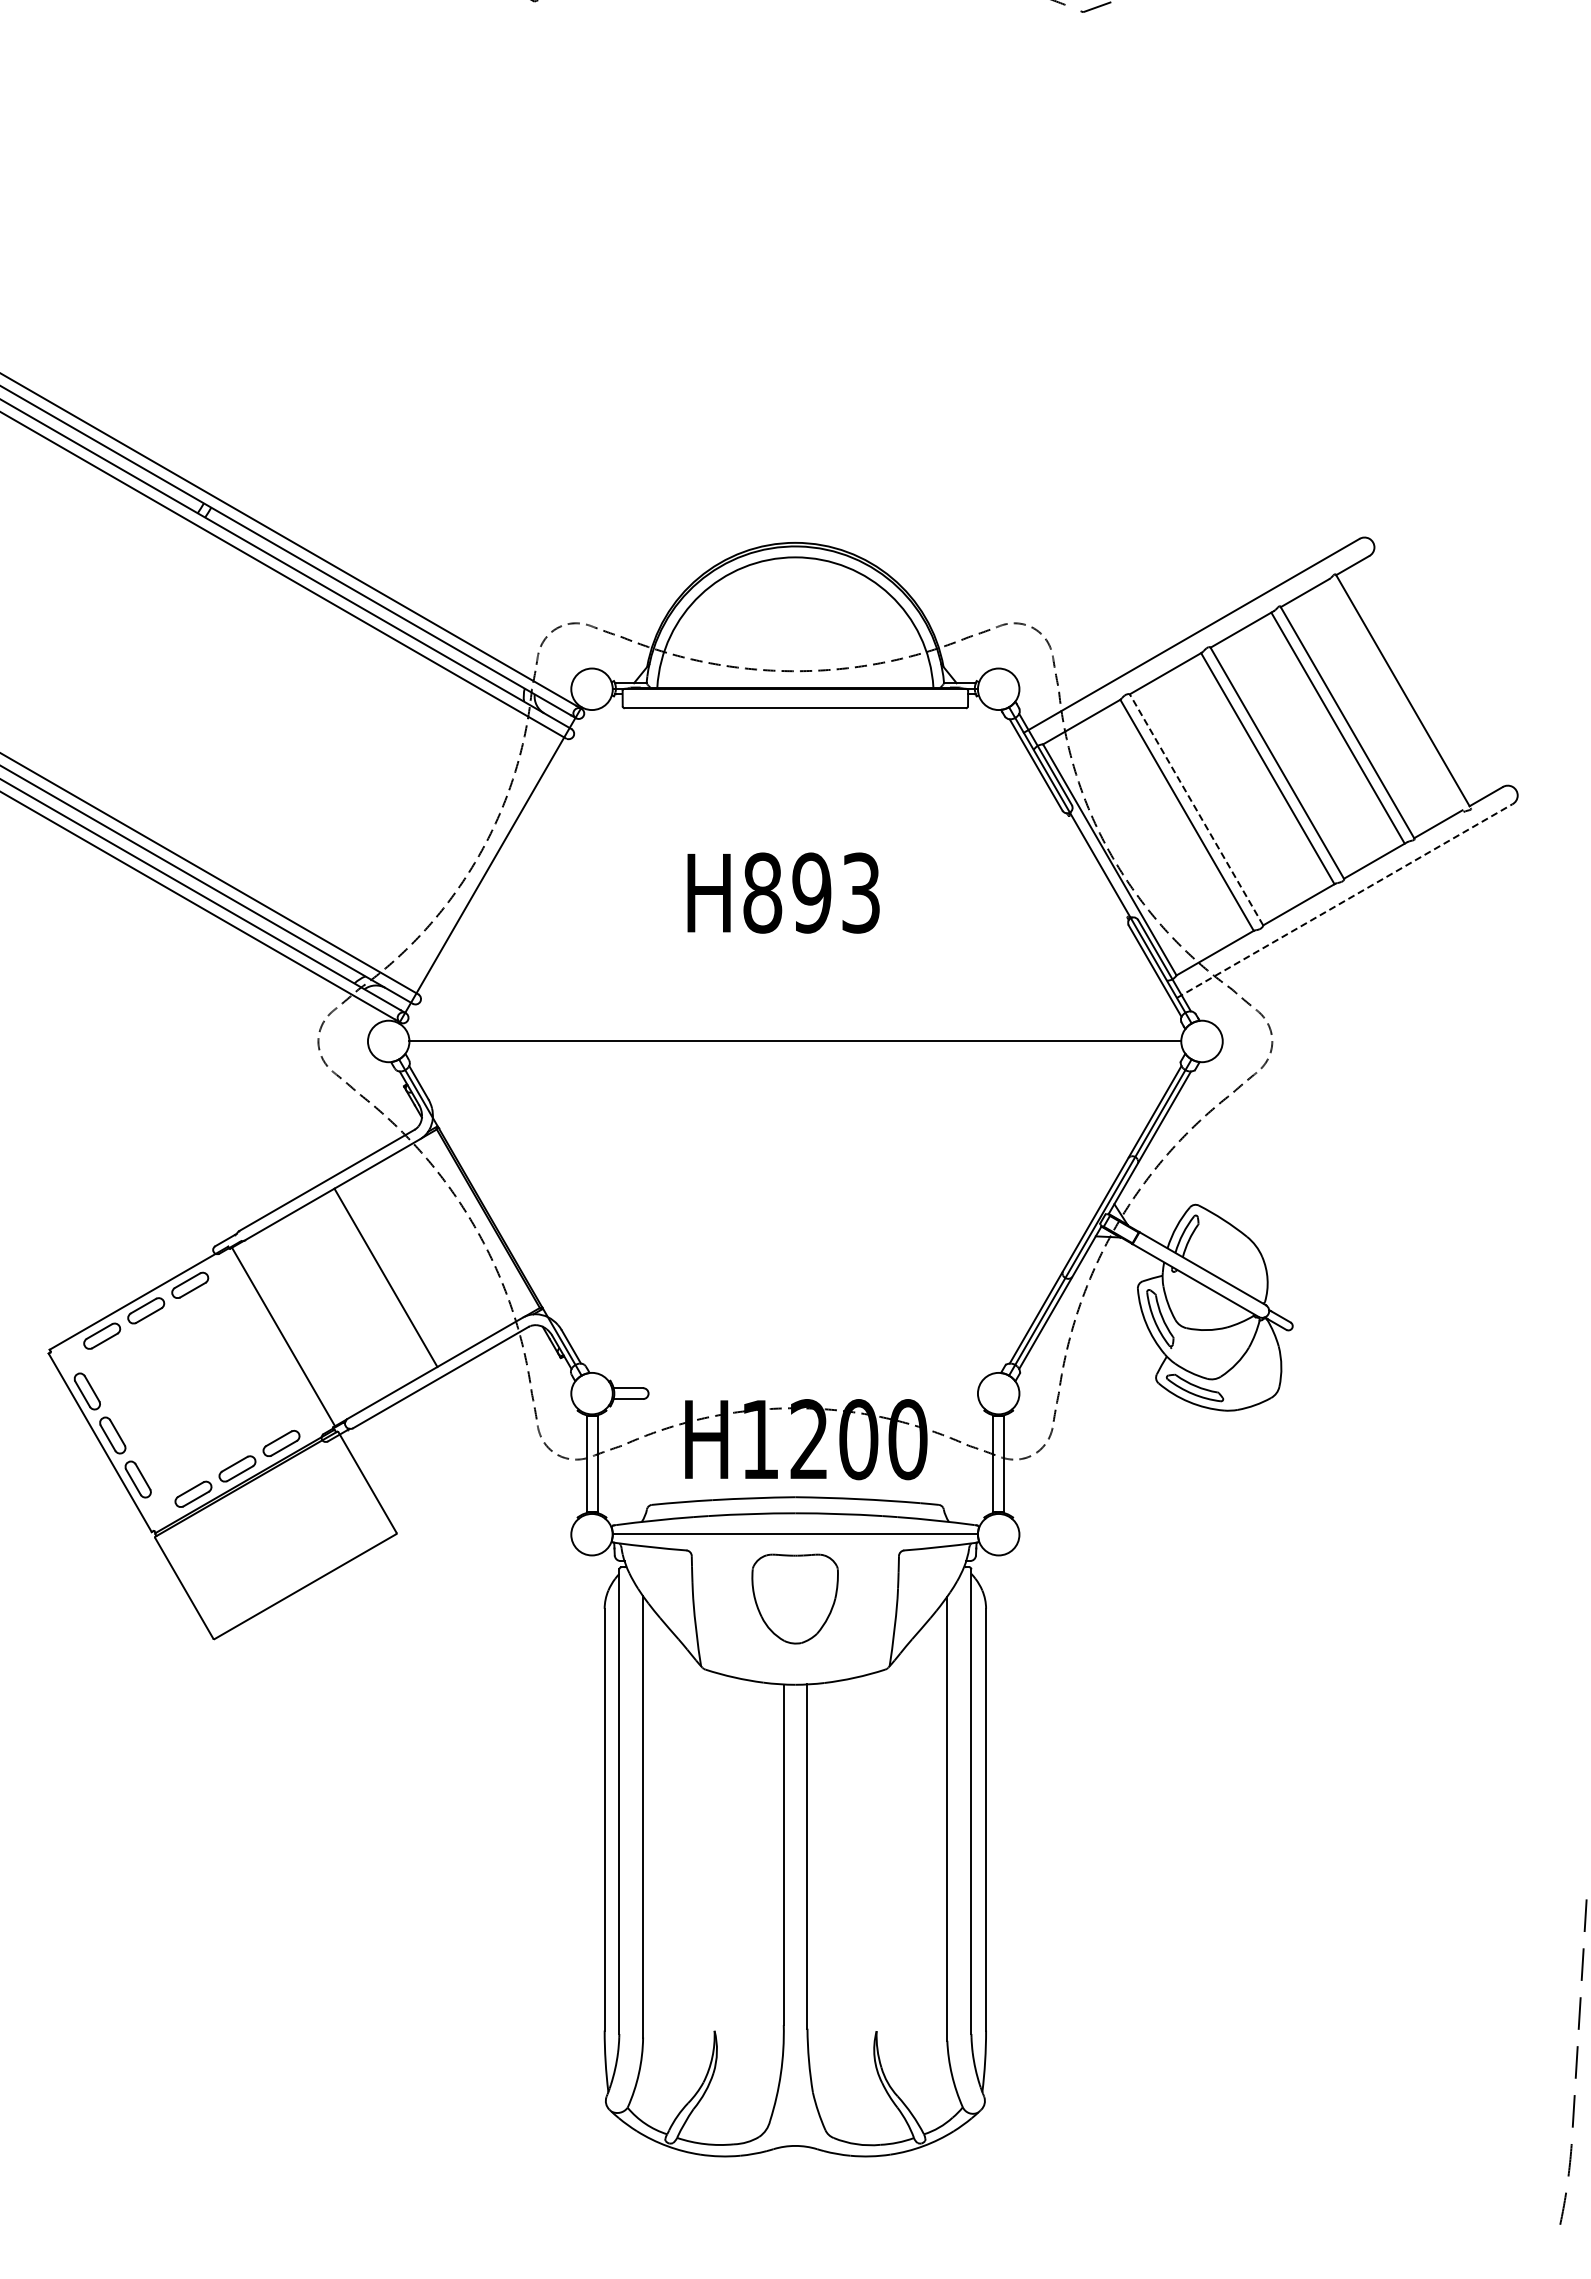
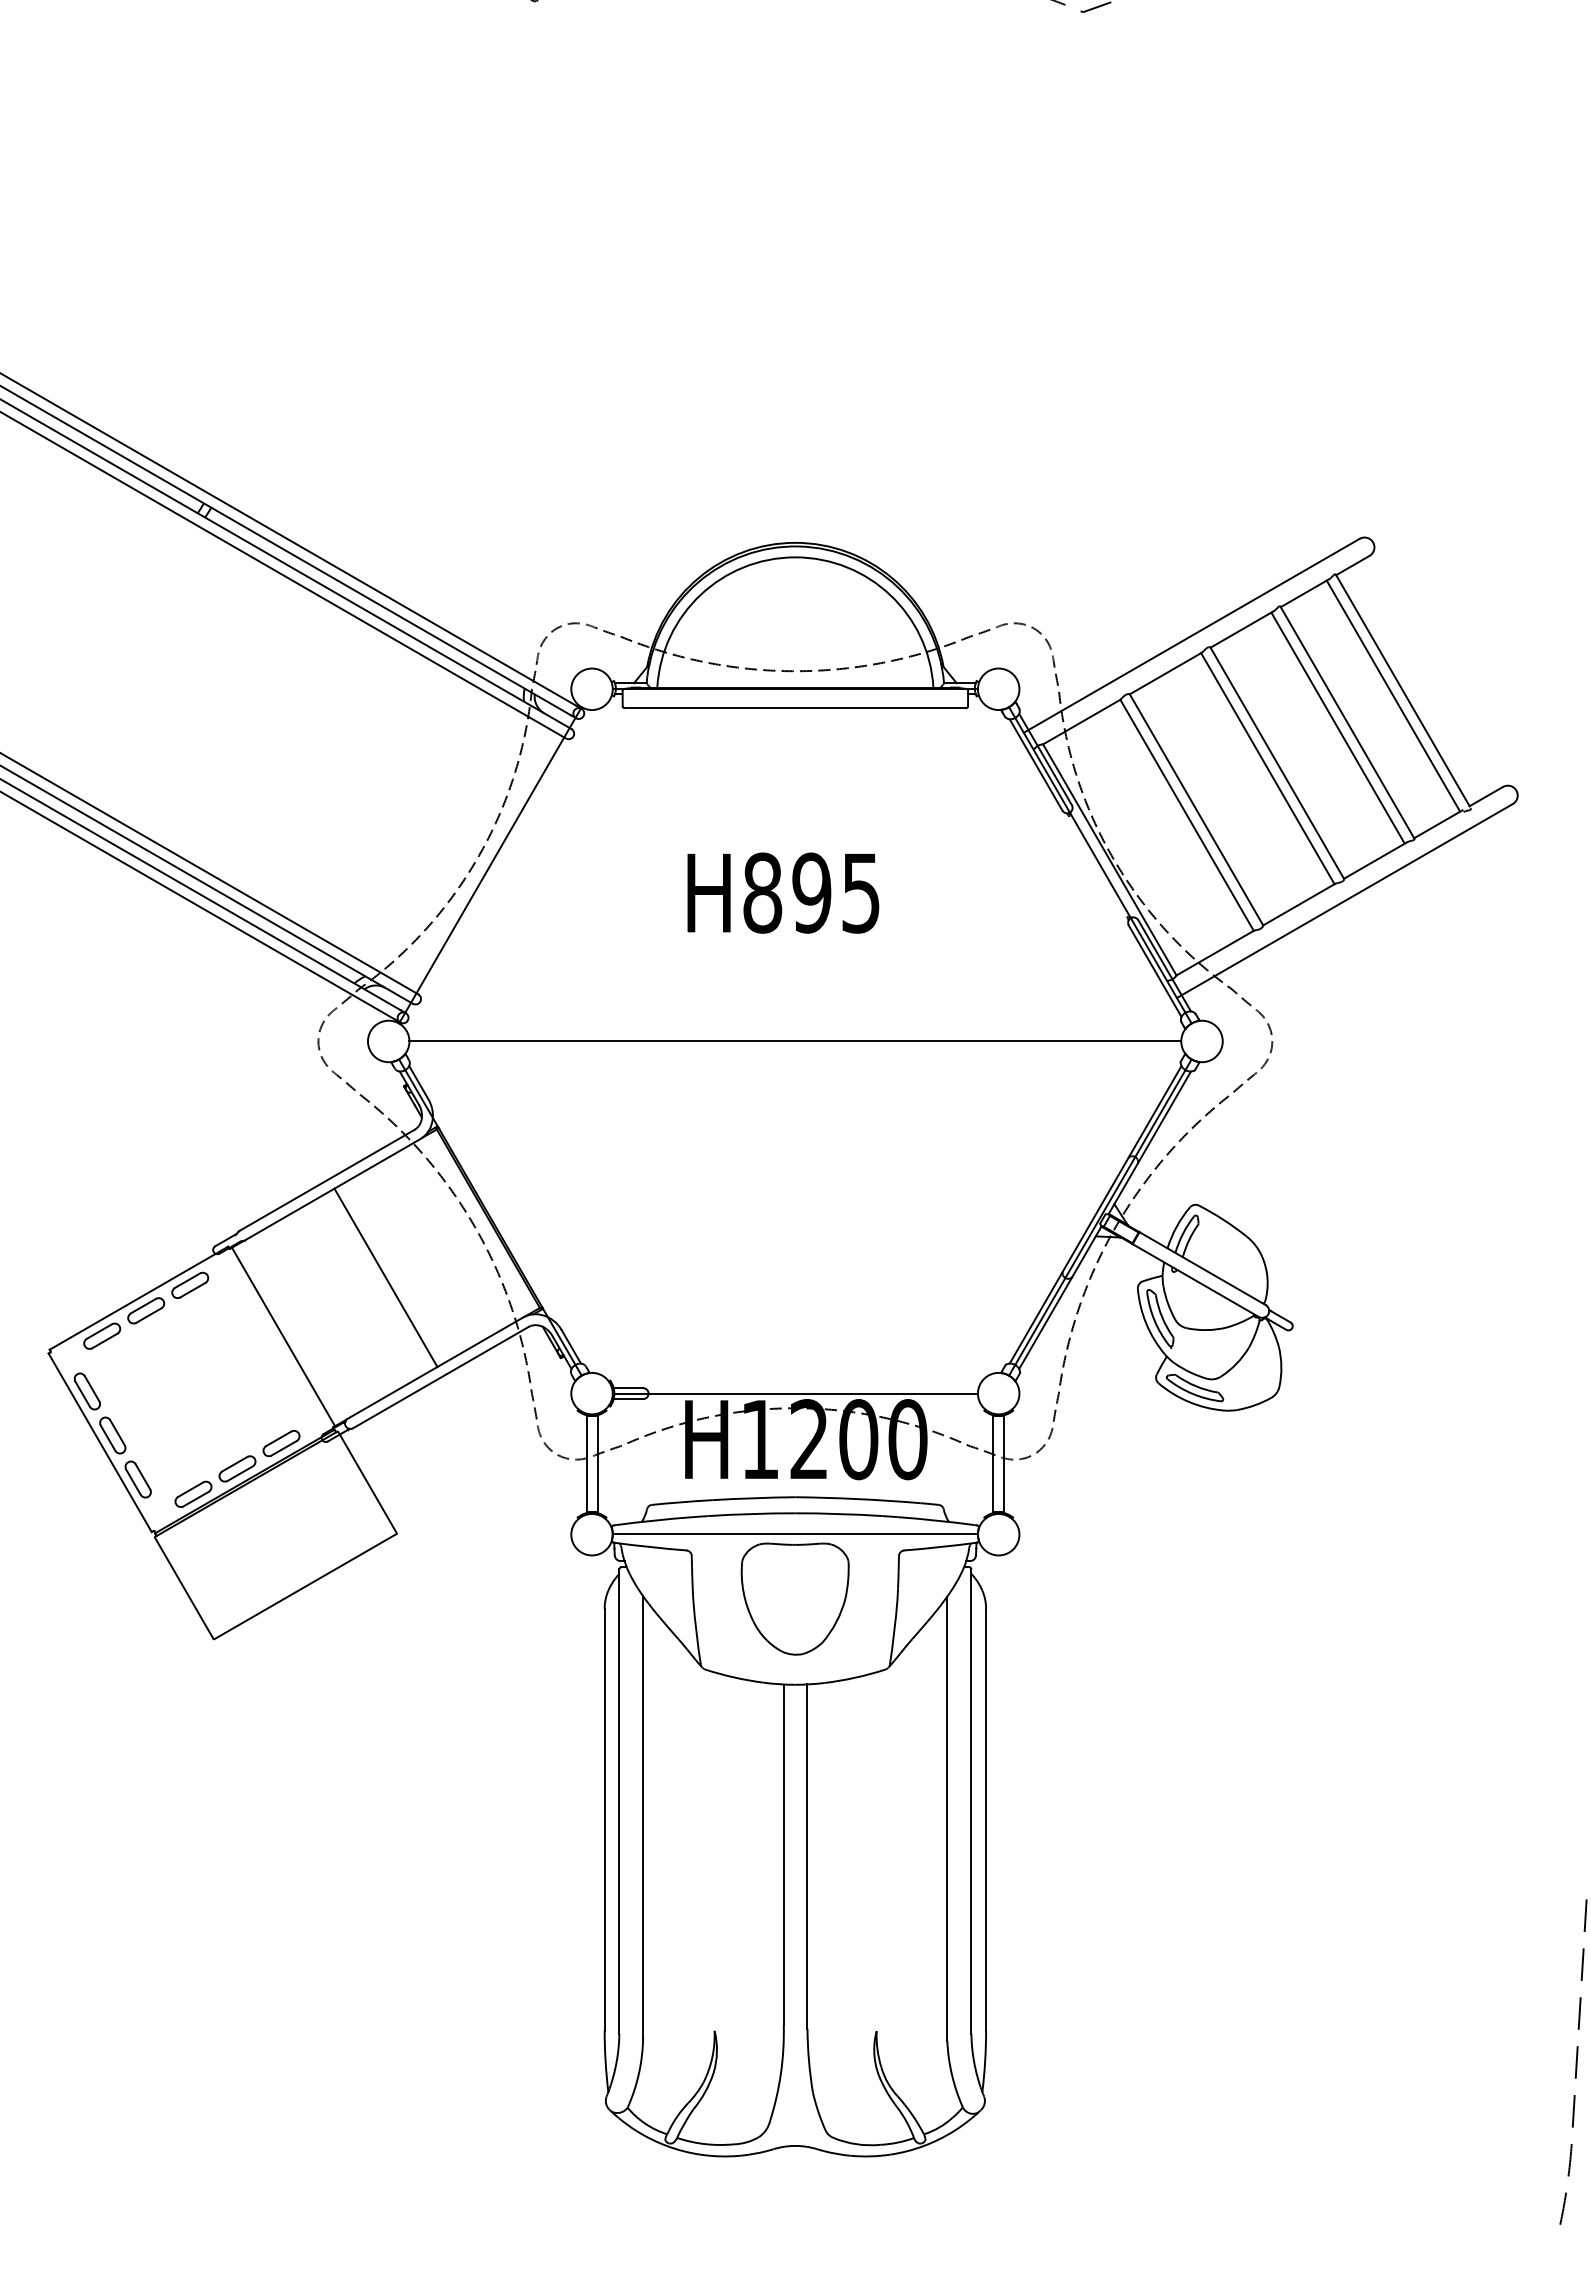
line: none -> present (1393, 695)
line: dashed -> solid (1196, 809)
text: H893 -> H895 (860, 892)
line: dashed -> solid (1344, 901)
line: none -> present (794, 1393)
part size: 88x92 px -> 110x114 px (794, 1598)
